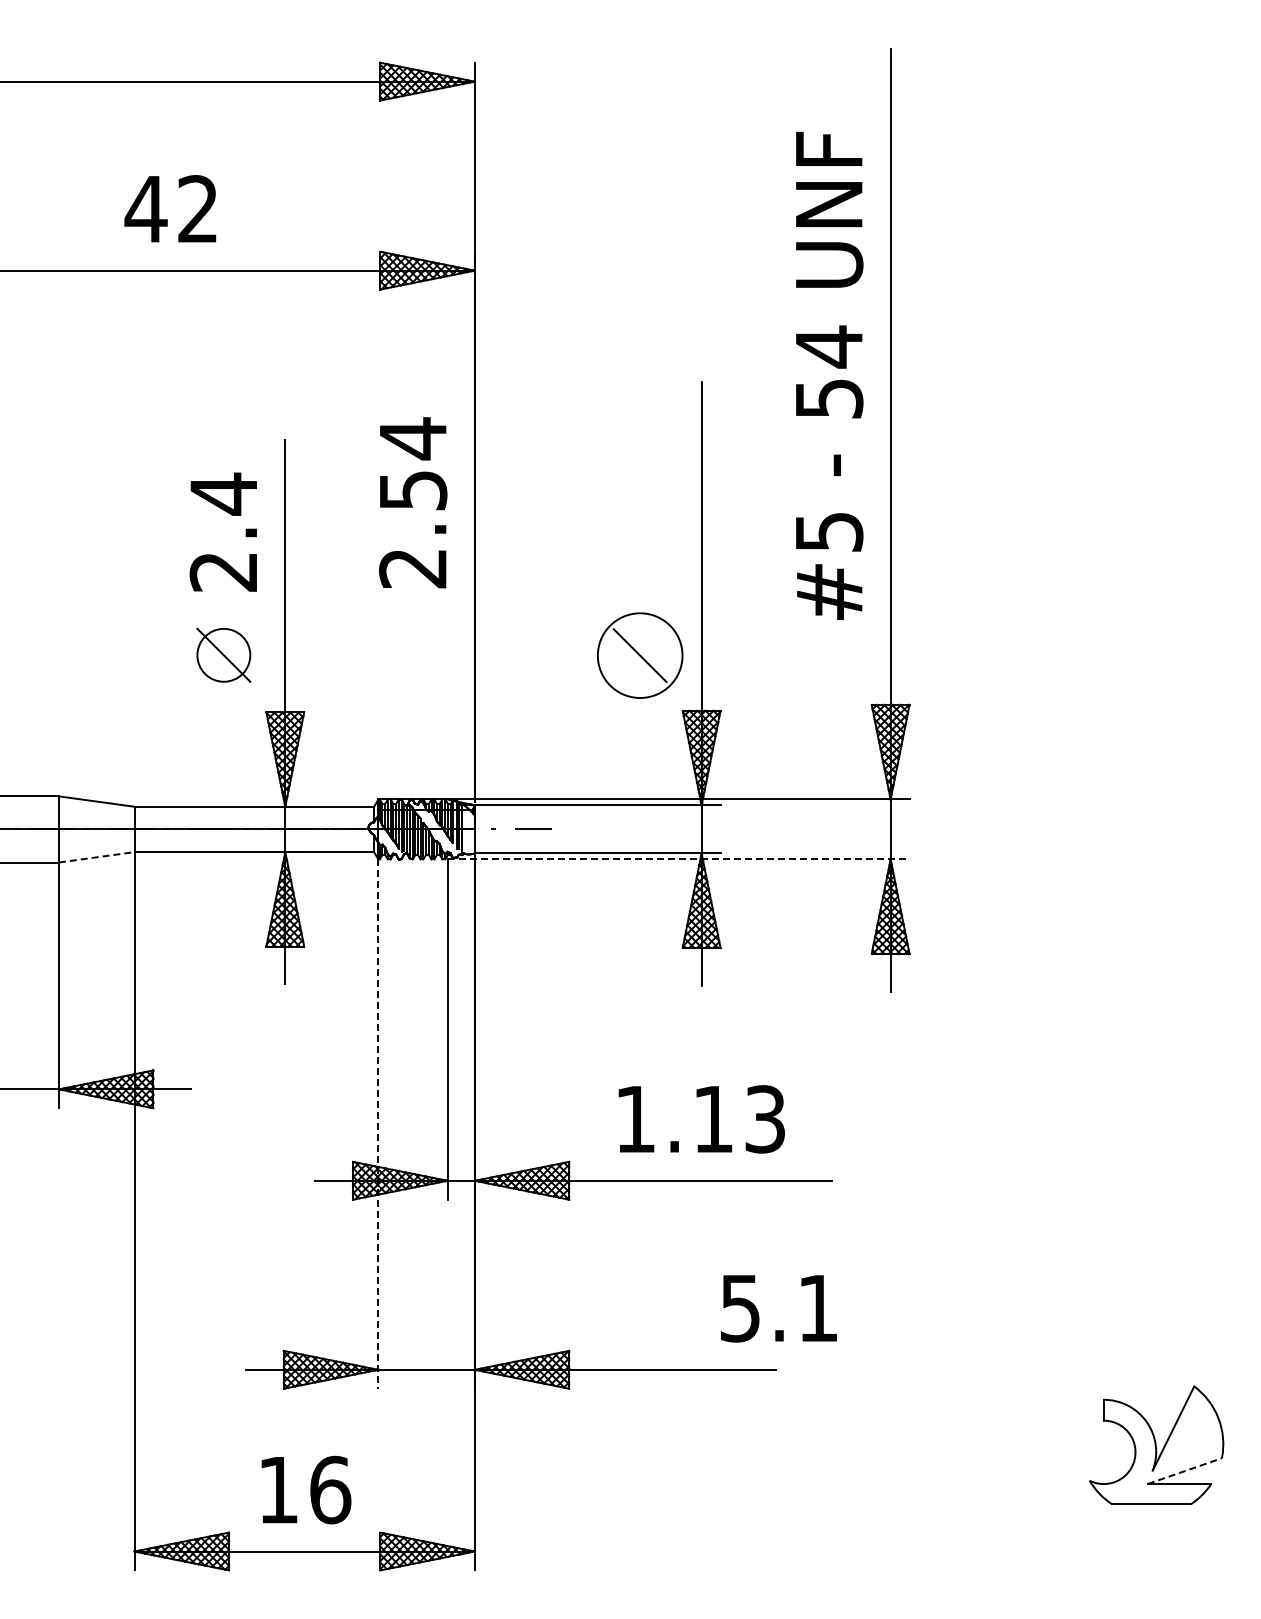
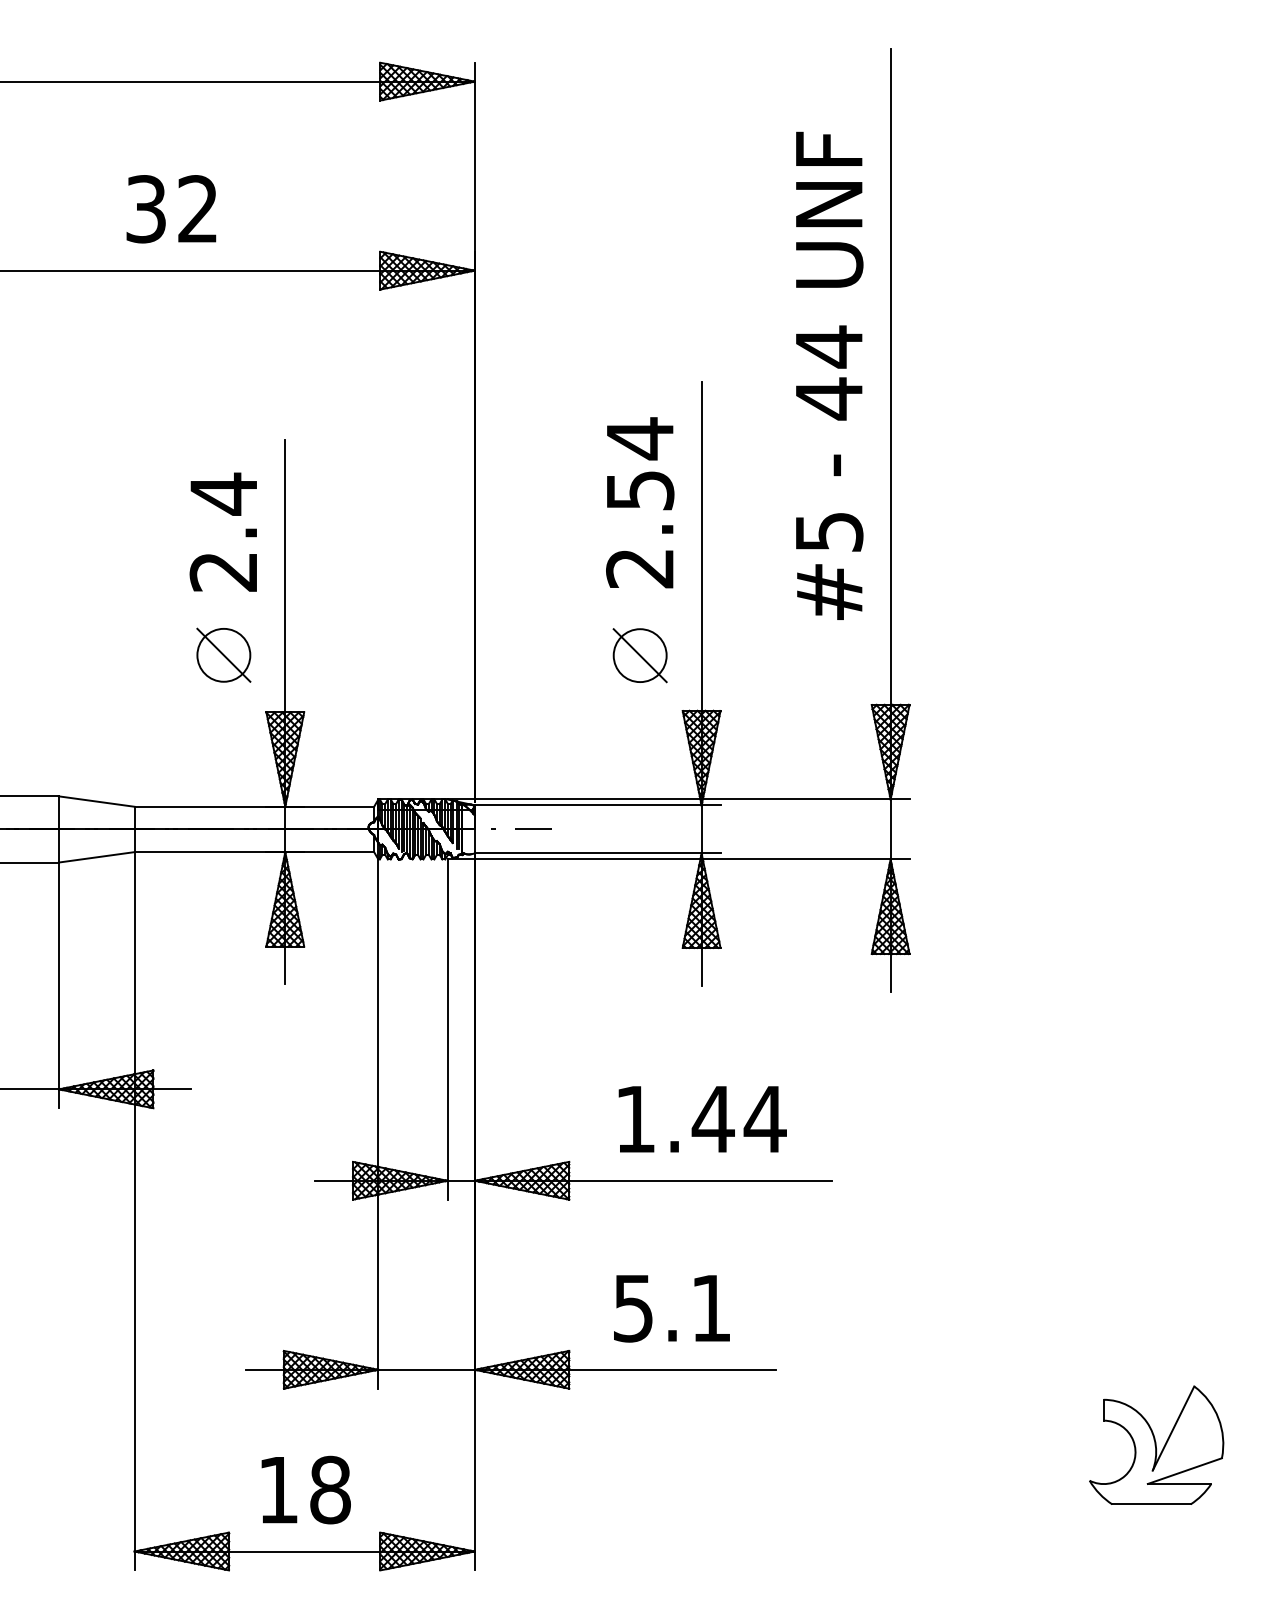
text: 42 -> 32 (145, 209)
text: 54 -> 44 (829, 398)
text position: (413, 502) -> (640, 502) (640, 502)
circle diameter: 85 px -> 53 px (639, 655)
line: dashed -> solid (97, 857)
line: dashed -> solid (678, 859)
text: 1.13 -> 1.44 (738, 1119)
line: dashed -> solid (378, 1124)
text position: (778, 1308) -> (671, 1308) (671, 1308)
line: dashed -> solid (1185, 1470)
text: 16 -> 18 (330, 1489)
